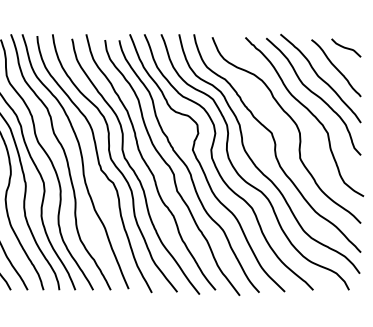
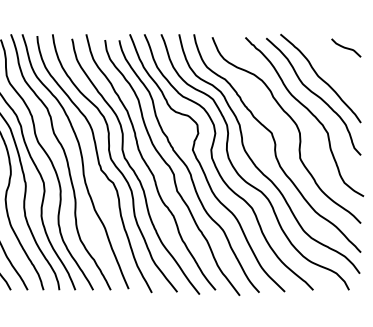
curve: present -> none (336, 68)
